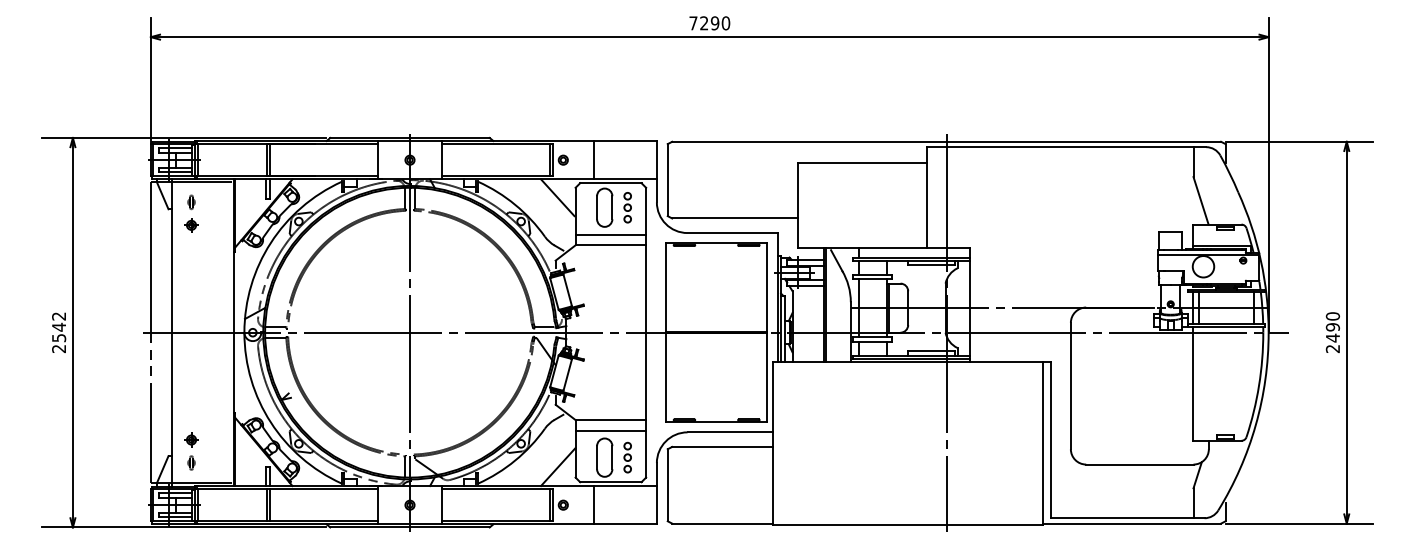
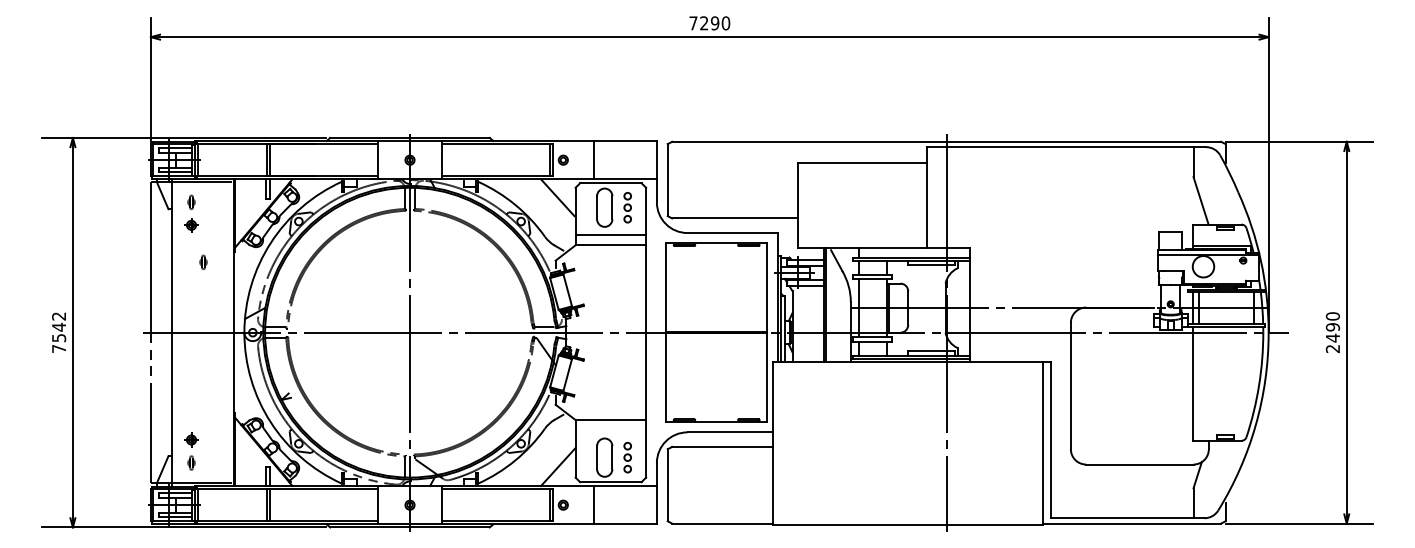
part: none -> present (203, 262)
text: 2542 -> 7542 (58, 349)
line: present -> none (610, 430)
